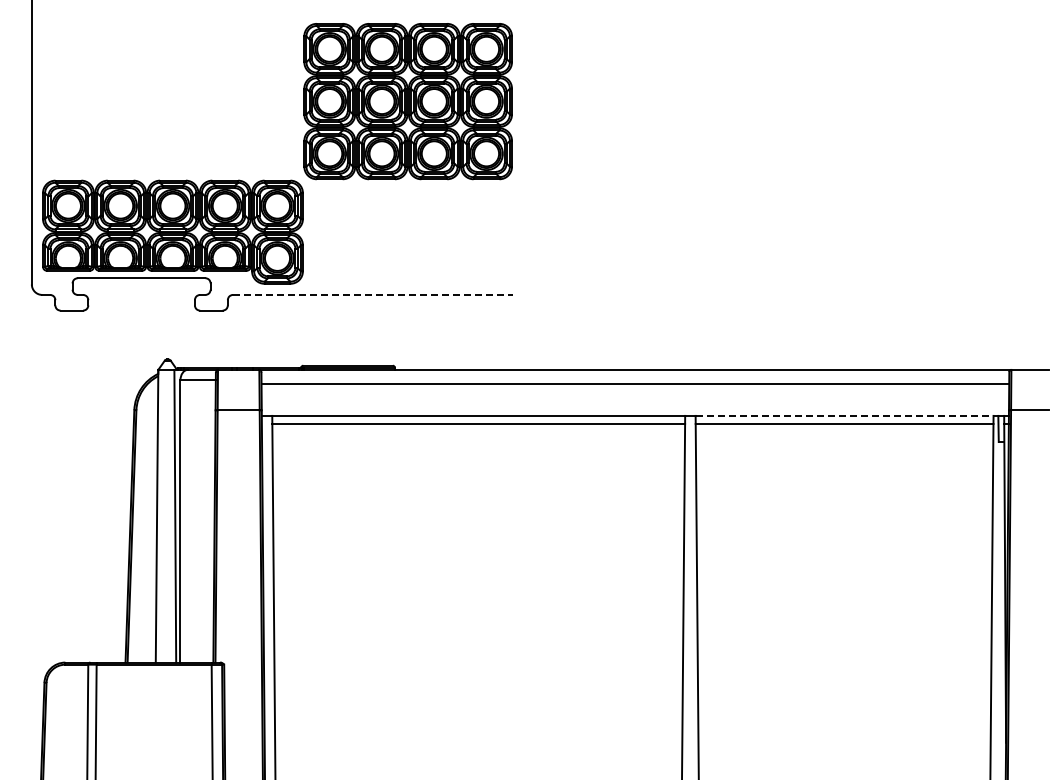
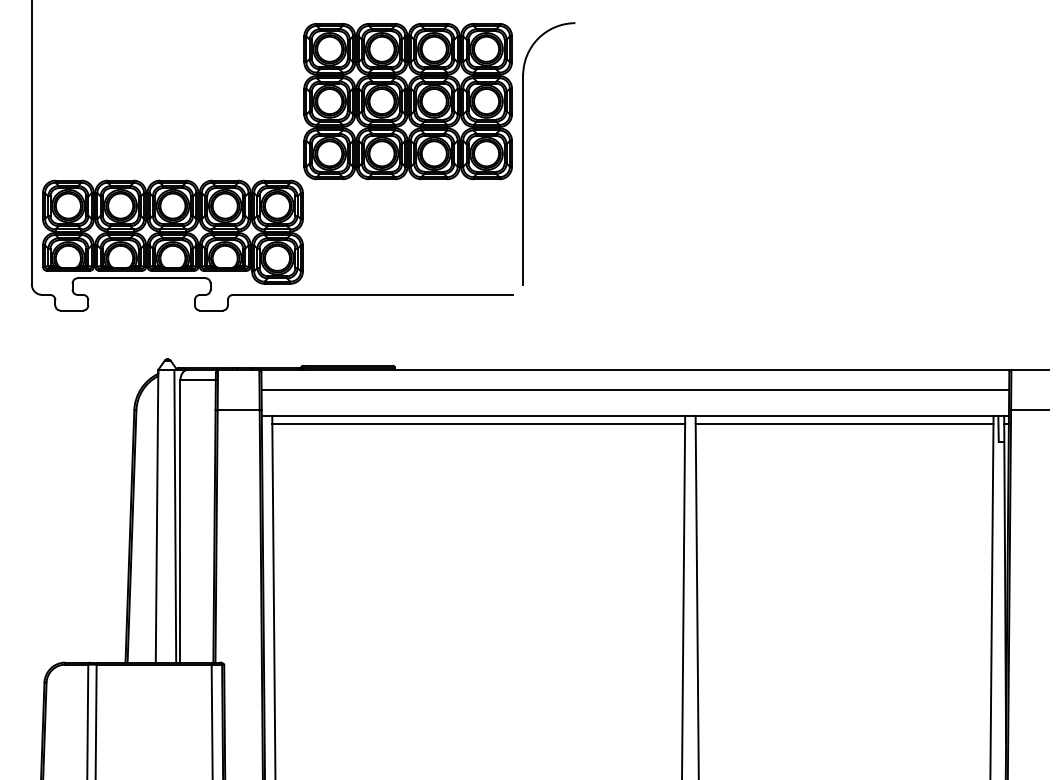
part: none -> present (523, 153)
line: dashed -> solid (372, 294)
line position: (635, 384) -> (635, 390) (635, 390)
line: dashed -> solid (844, 415)
